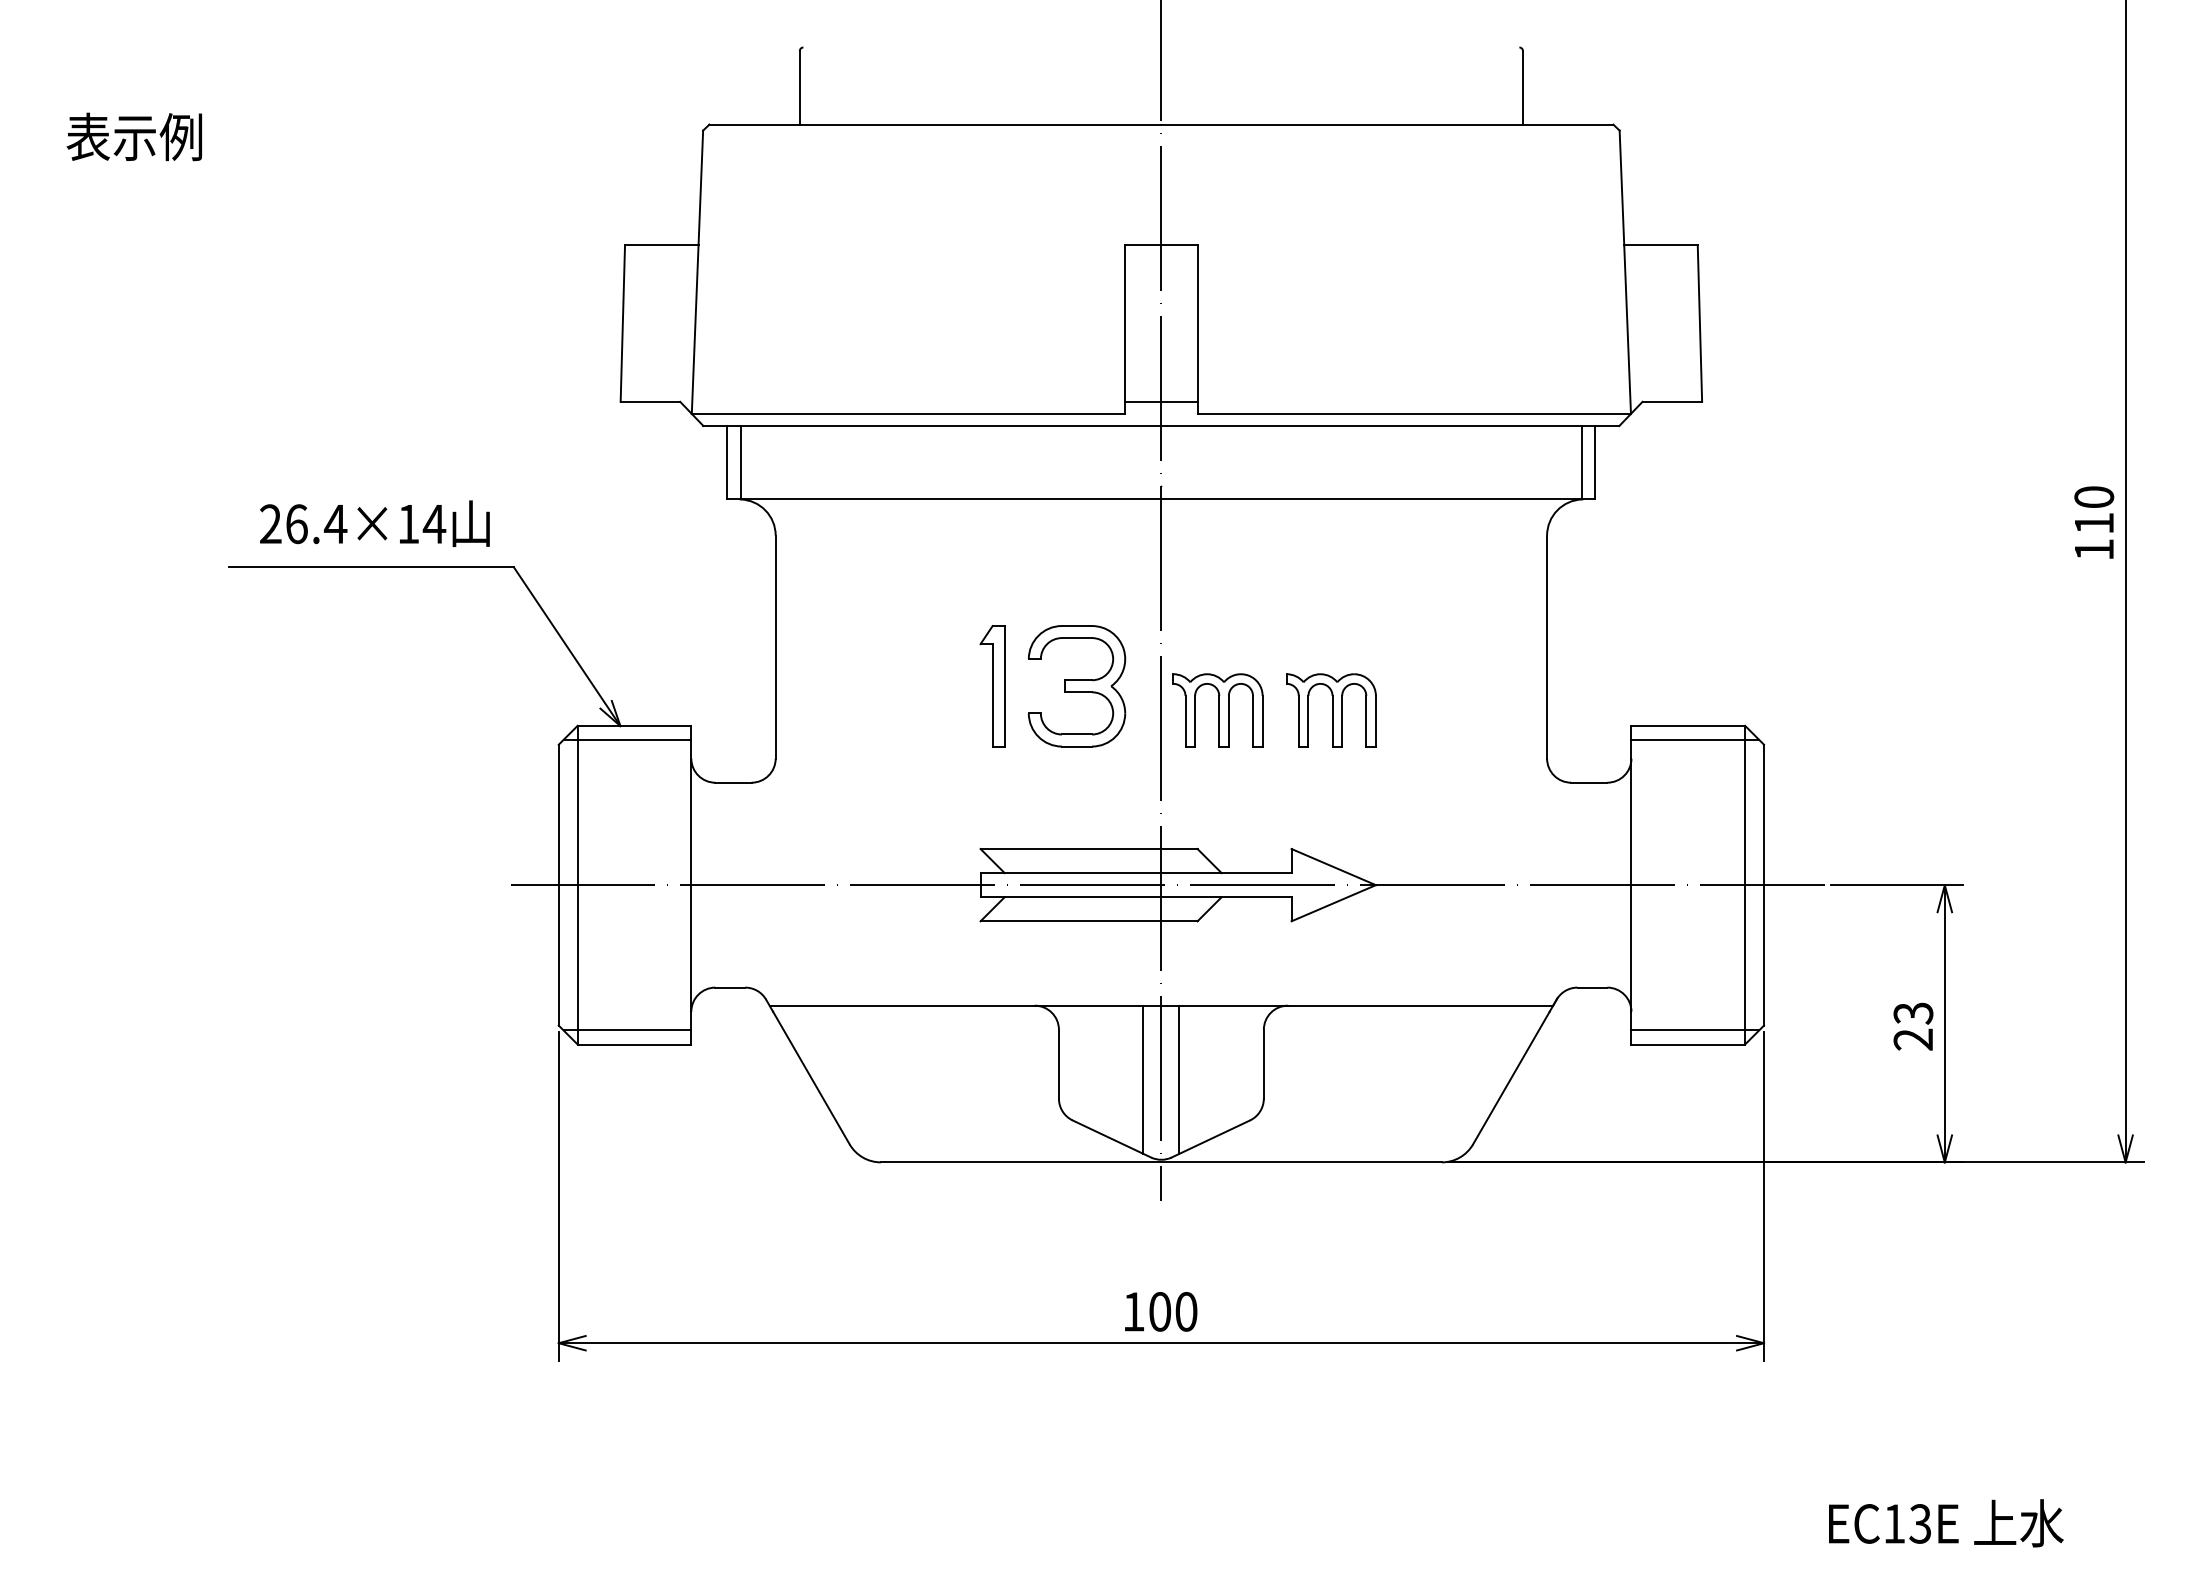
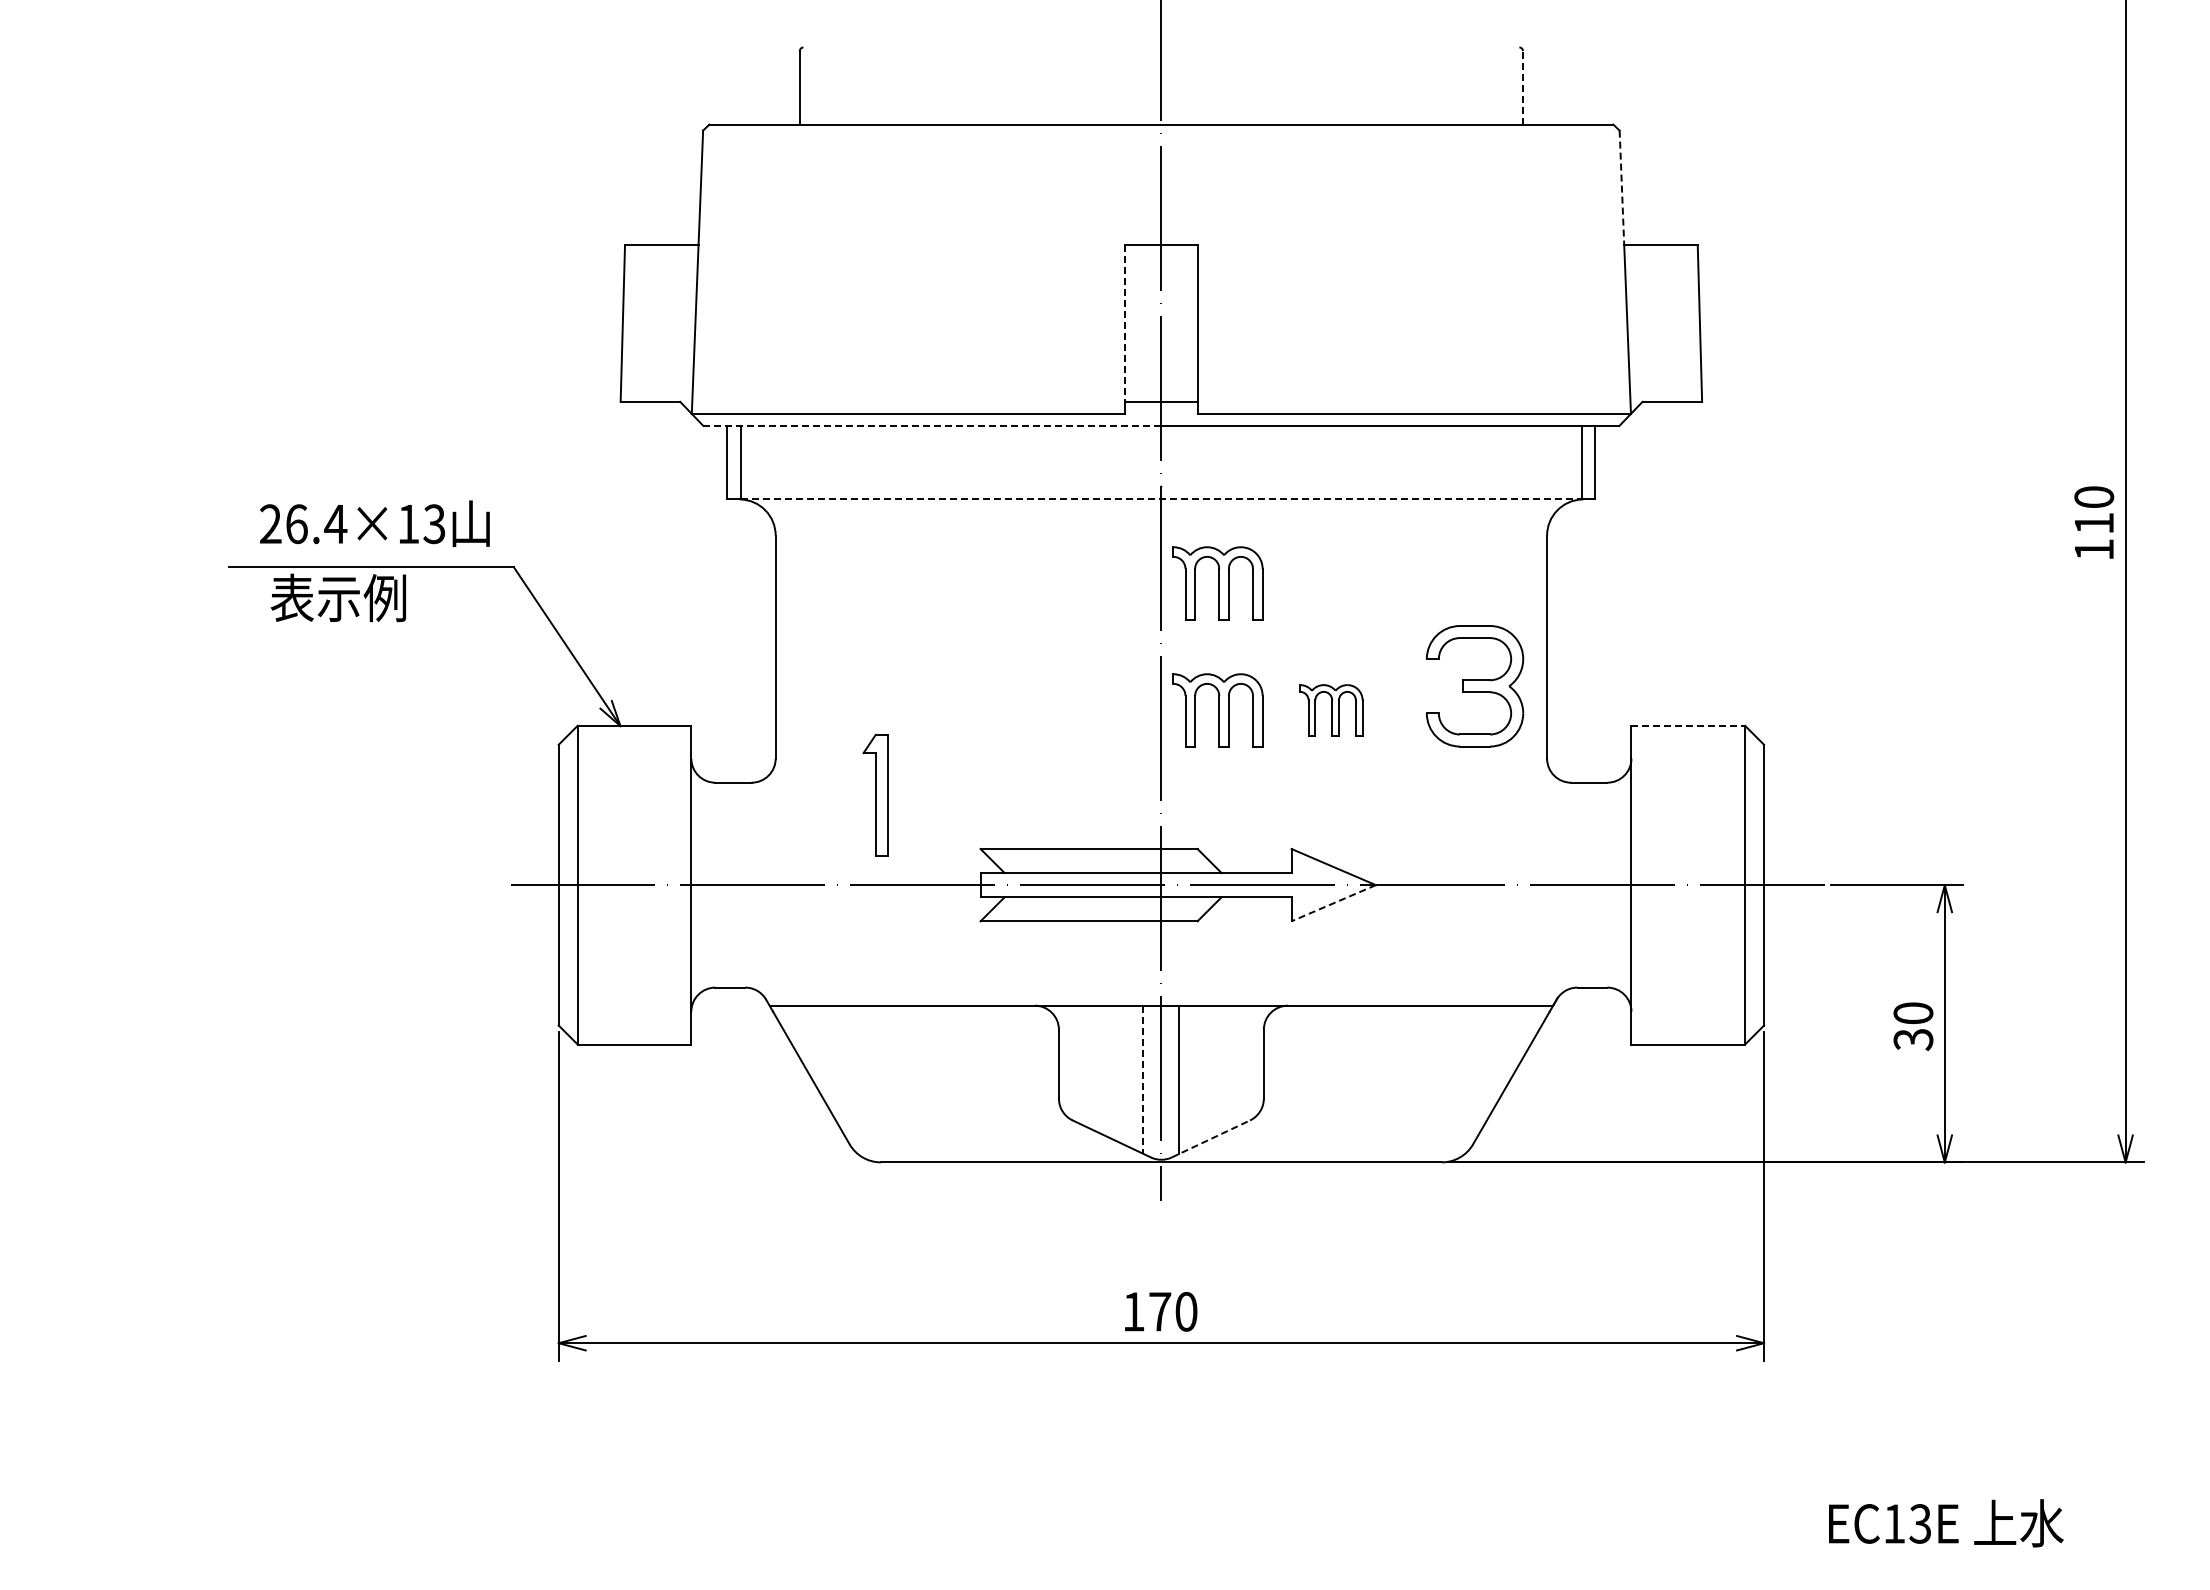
line: solid -> dashed (1522, 87)
text position: (133, 136) -> (337, 597) (337, 597)
line: solid -> dashed (1621, 188)
line: solid -> dashed (1125, 323)
line: solid -> dashed (932, 425)
line: solid -> dashed (1161, 499)
text: 26.4×14 -> 26.4×13 (434, 524)
part: none -> present (1217, 583)
part position: (992, 686) -> (875, 795) (875, 795)
part position: (1077, 686) -> (1475, 686) (1475, 686)
part size: 91x75 px -> 65x53 px (1331, 710)
line: solid -> dashed (1688, 725)
line: present -> none (627, 739)
line: present -> none (1695, 739)
line: solid -> dashed (1333, 903)
text: 23 -> 30 (1913, 1026)
line: present -> none (627, 1030)
line: present -> none (1695, 1030)
line: solid -> dashed (1143, 1080)
line: solid -> dashed (1211, 1138)
text: 100 -> 170 (1160, 1311)
